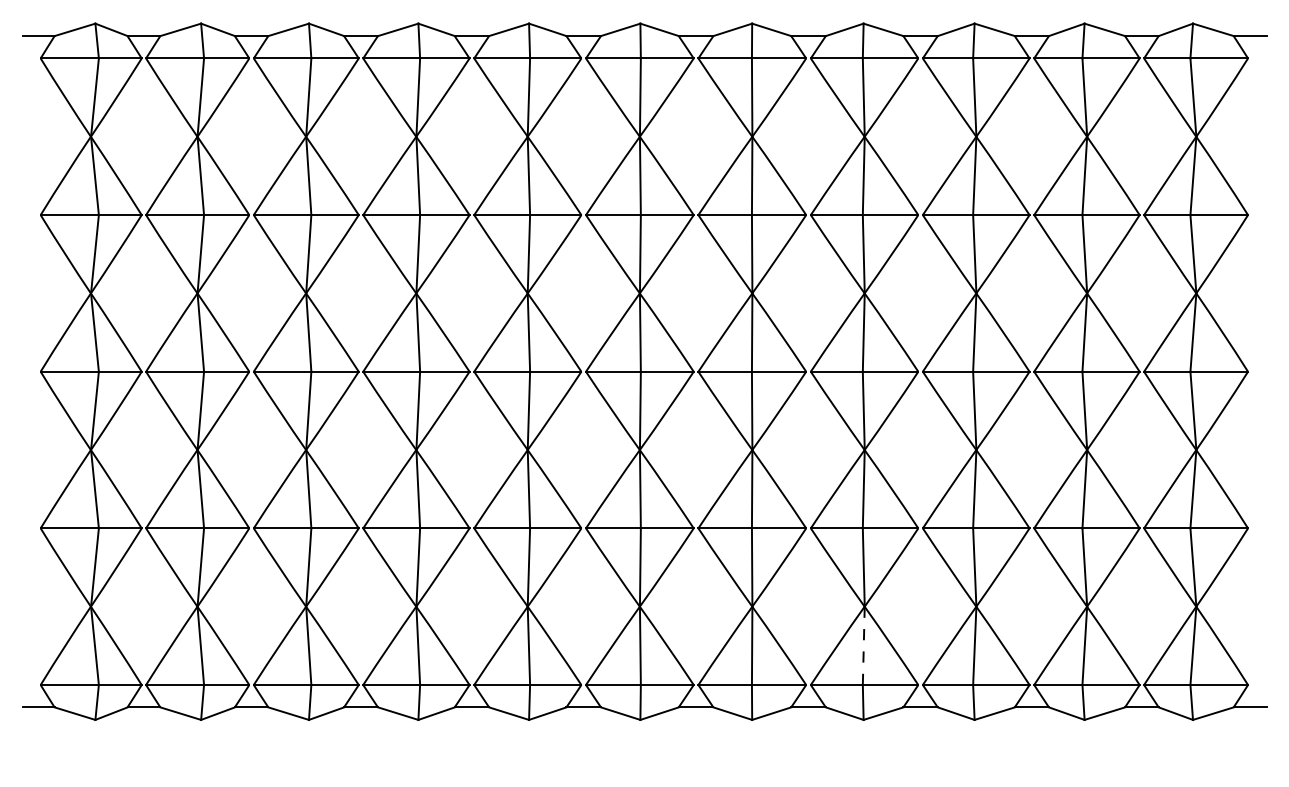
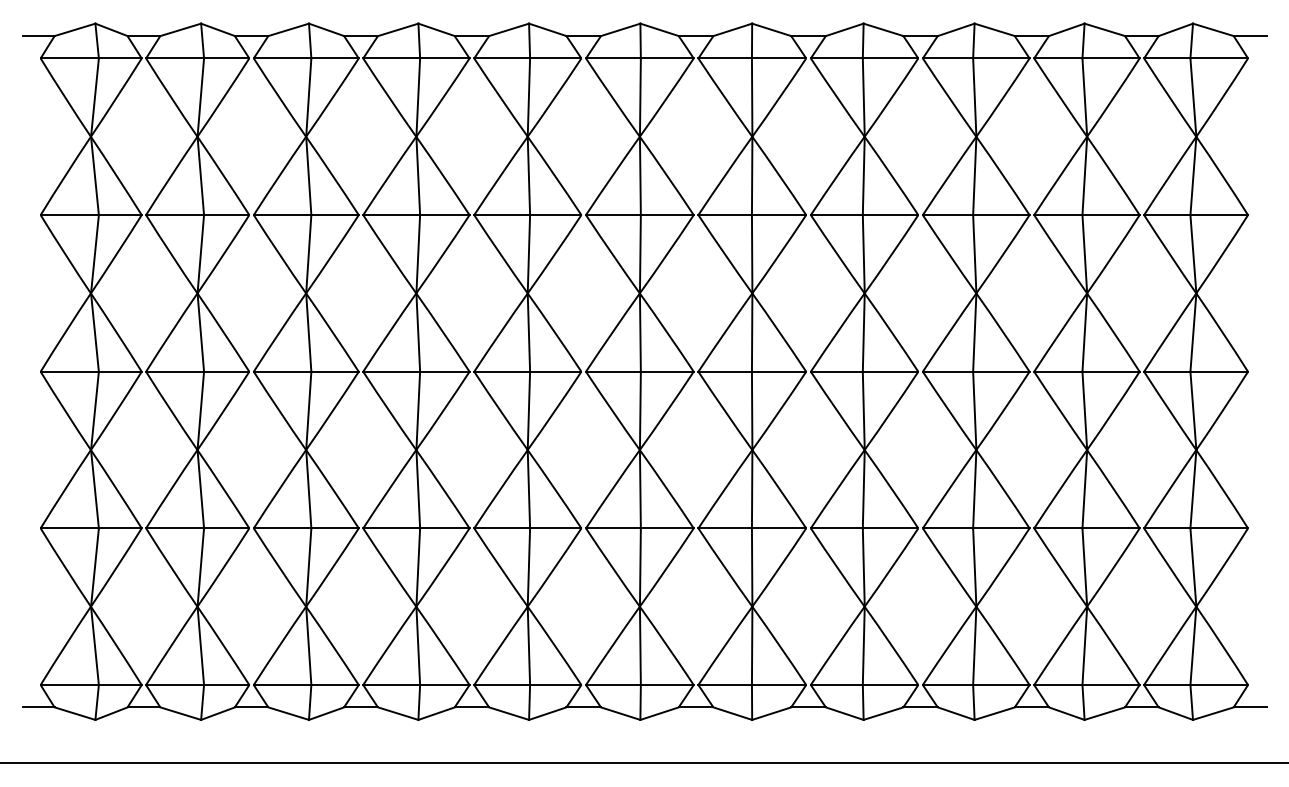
line: dashed -> solid (863, 646)
line: none -> present (643, 763)
